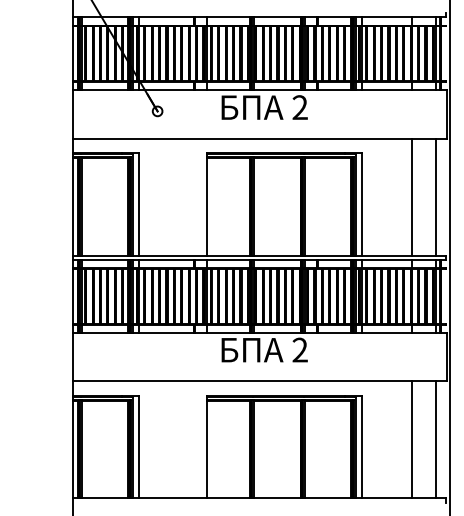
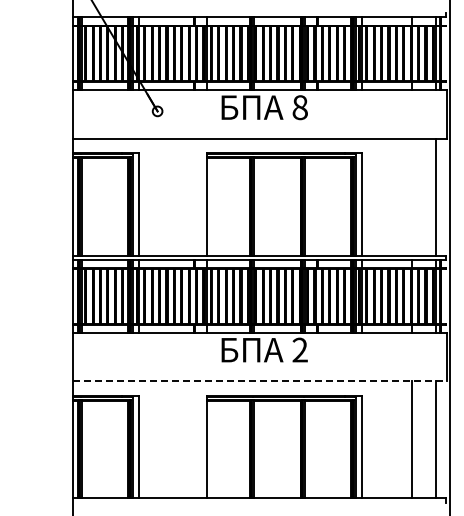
text: 2 -> 8 (299, 107)
line: present -> none (412, 196)
line: solid -> dashed (260, 381)
